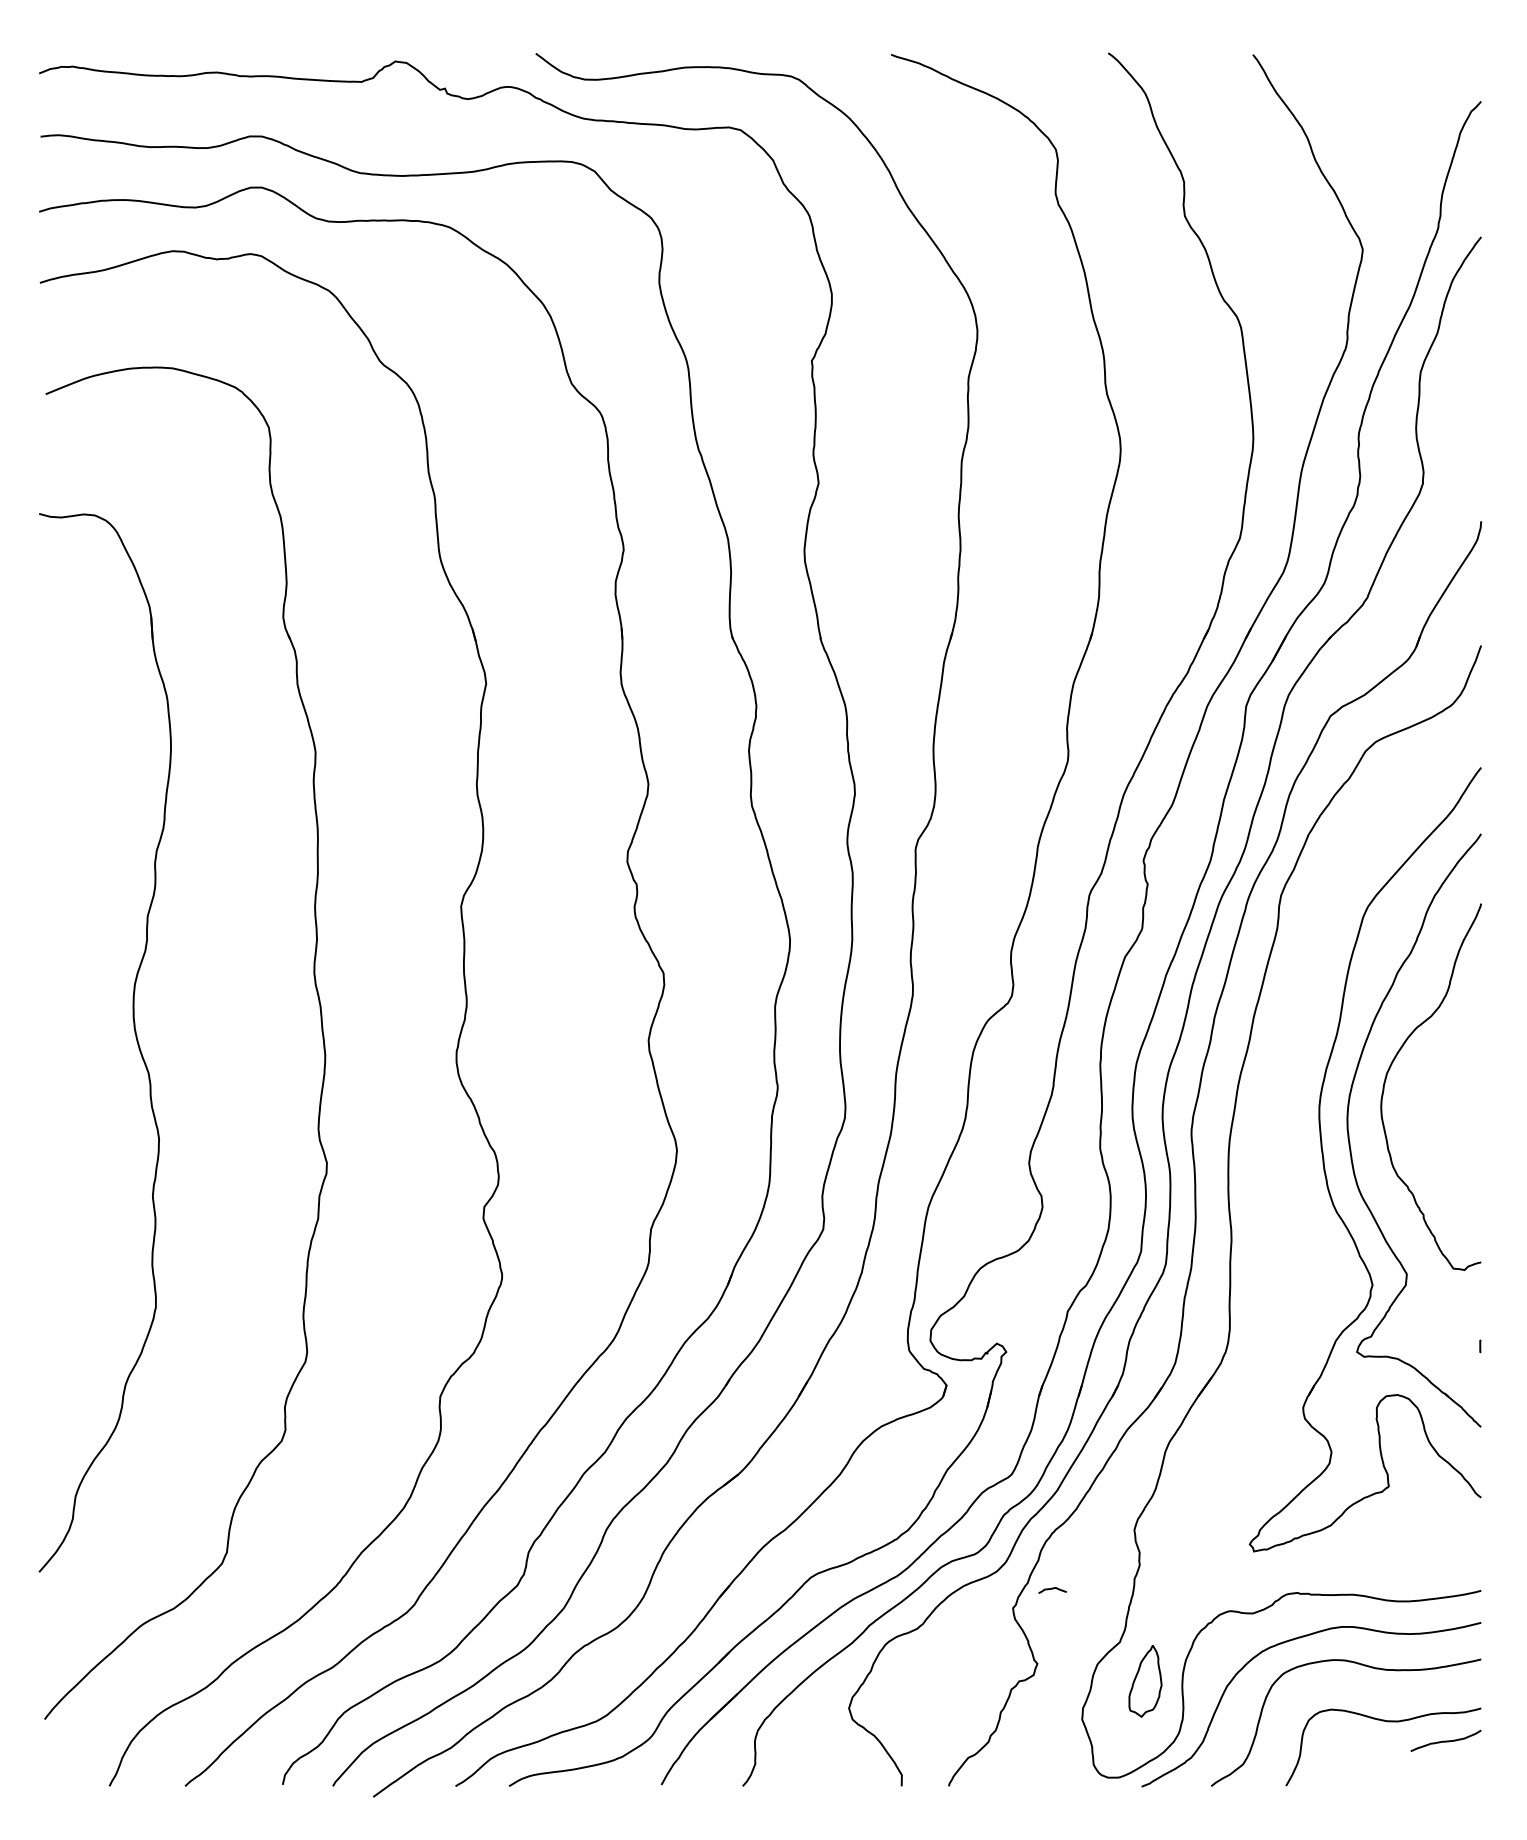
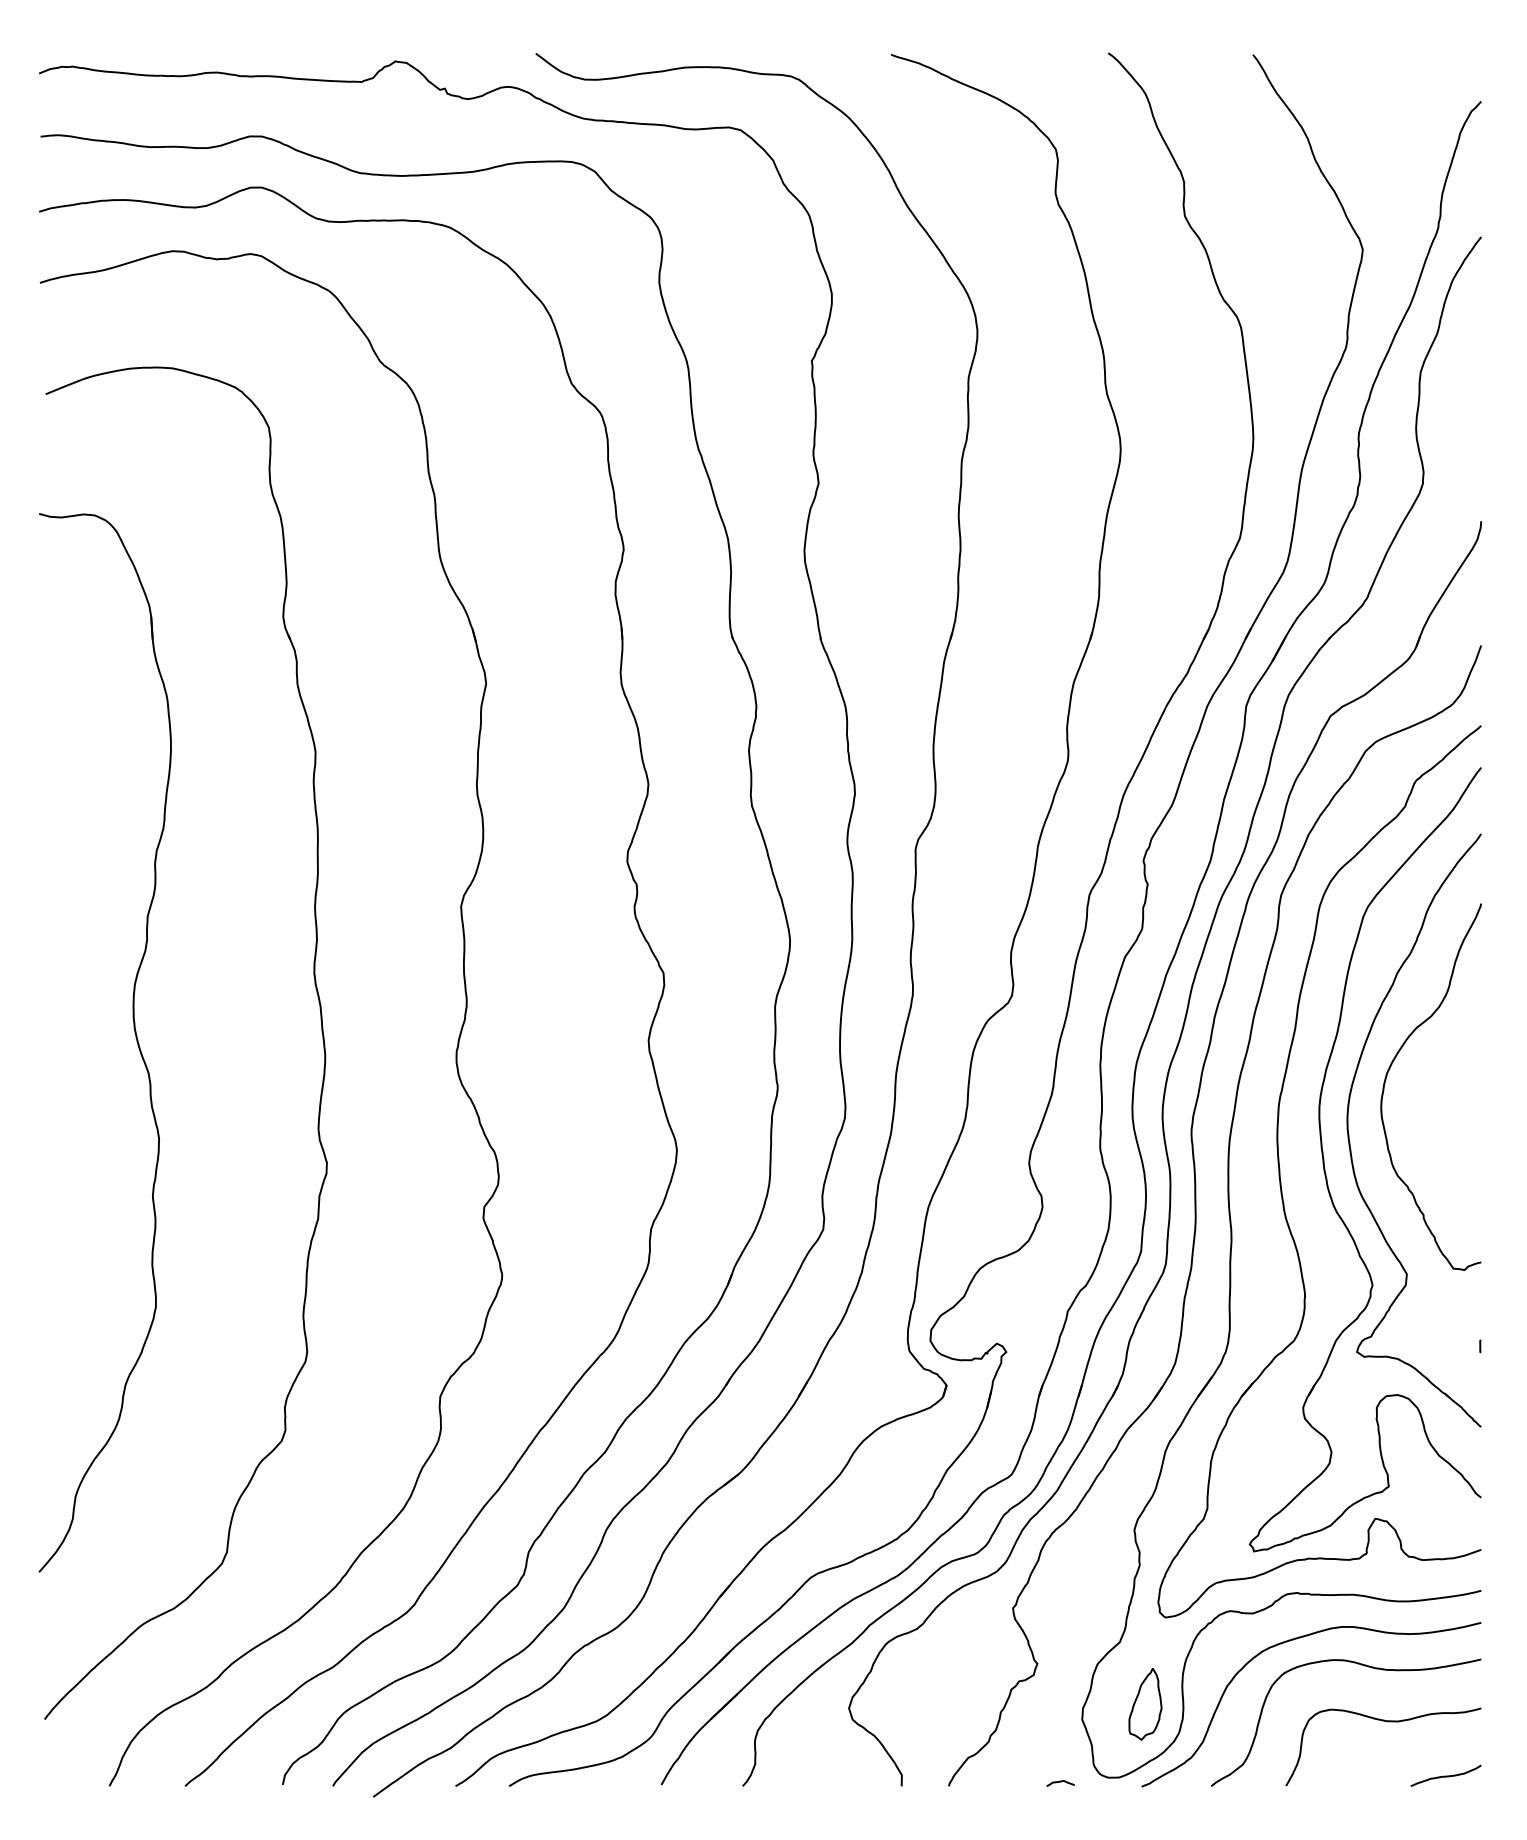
part: none -> present (1280, 1171)
curve position: (1052, 1589) -> (1060, 1782) (1060, 1782)
part position: (1145, 1681) -> (1145, 1704) (1145, 1704)
curve position: (1445, 1740) -> (1445, 1775) (1445, 1775)
